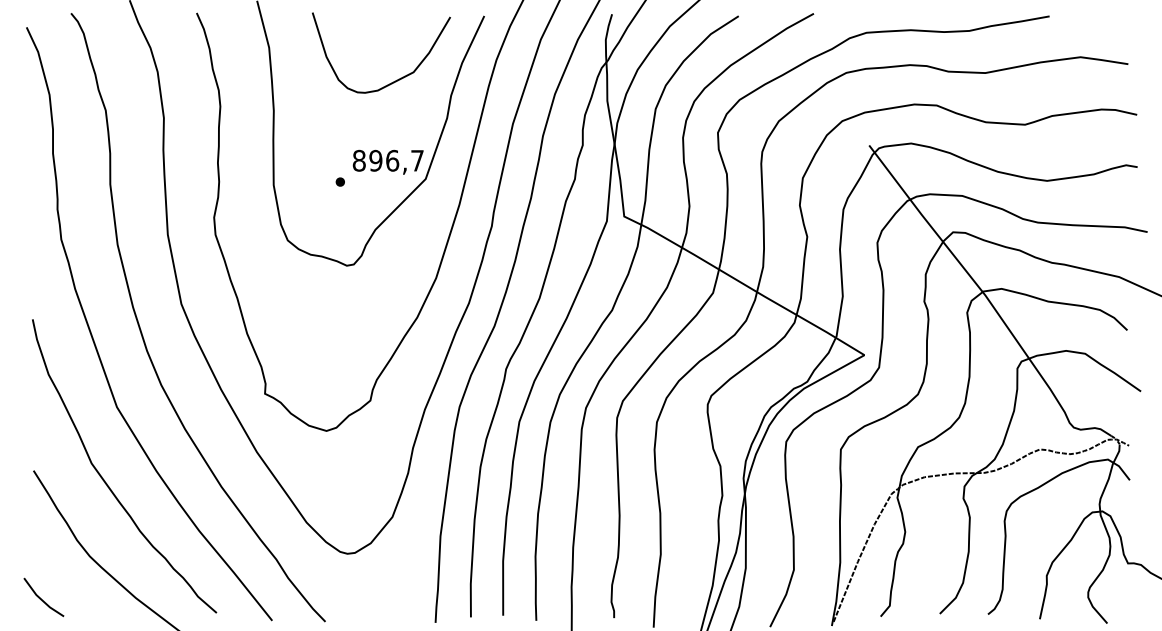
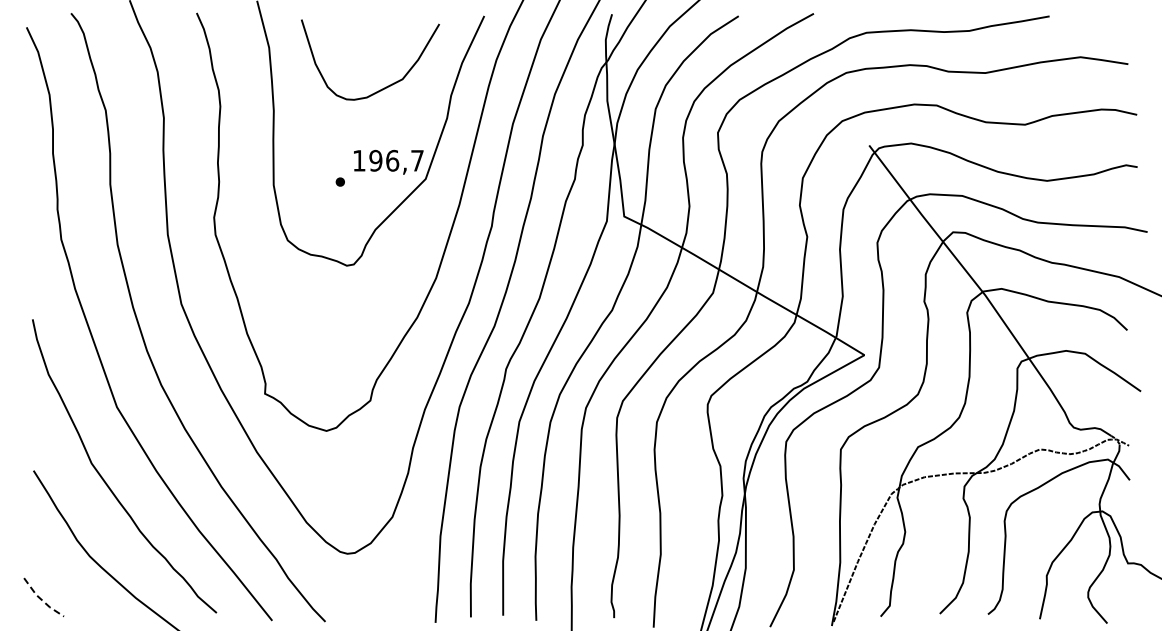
curve position: (395, 80) -> (384, 87) (384, 87)
text: 896,7 -> 196,7 (358, 160)
line: solid -> dashed (42, 600)
